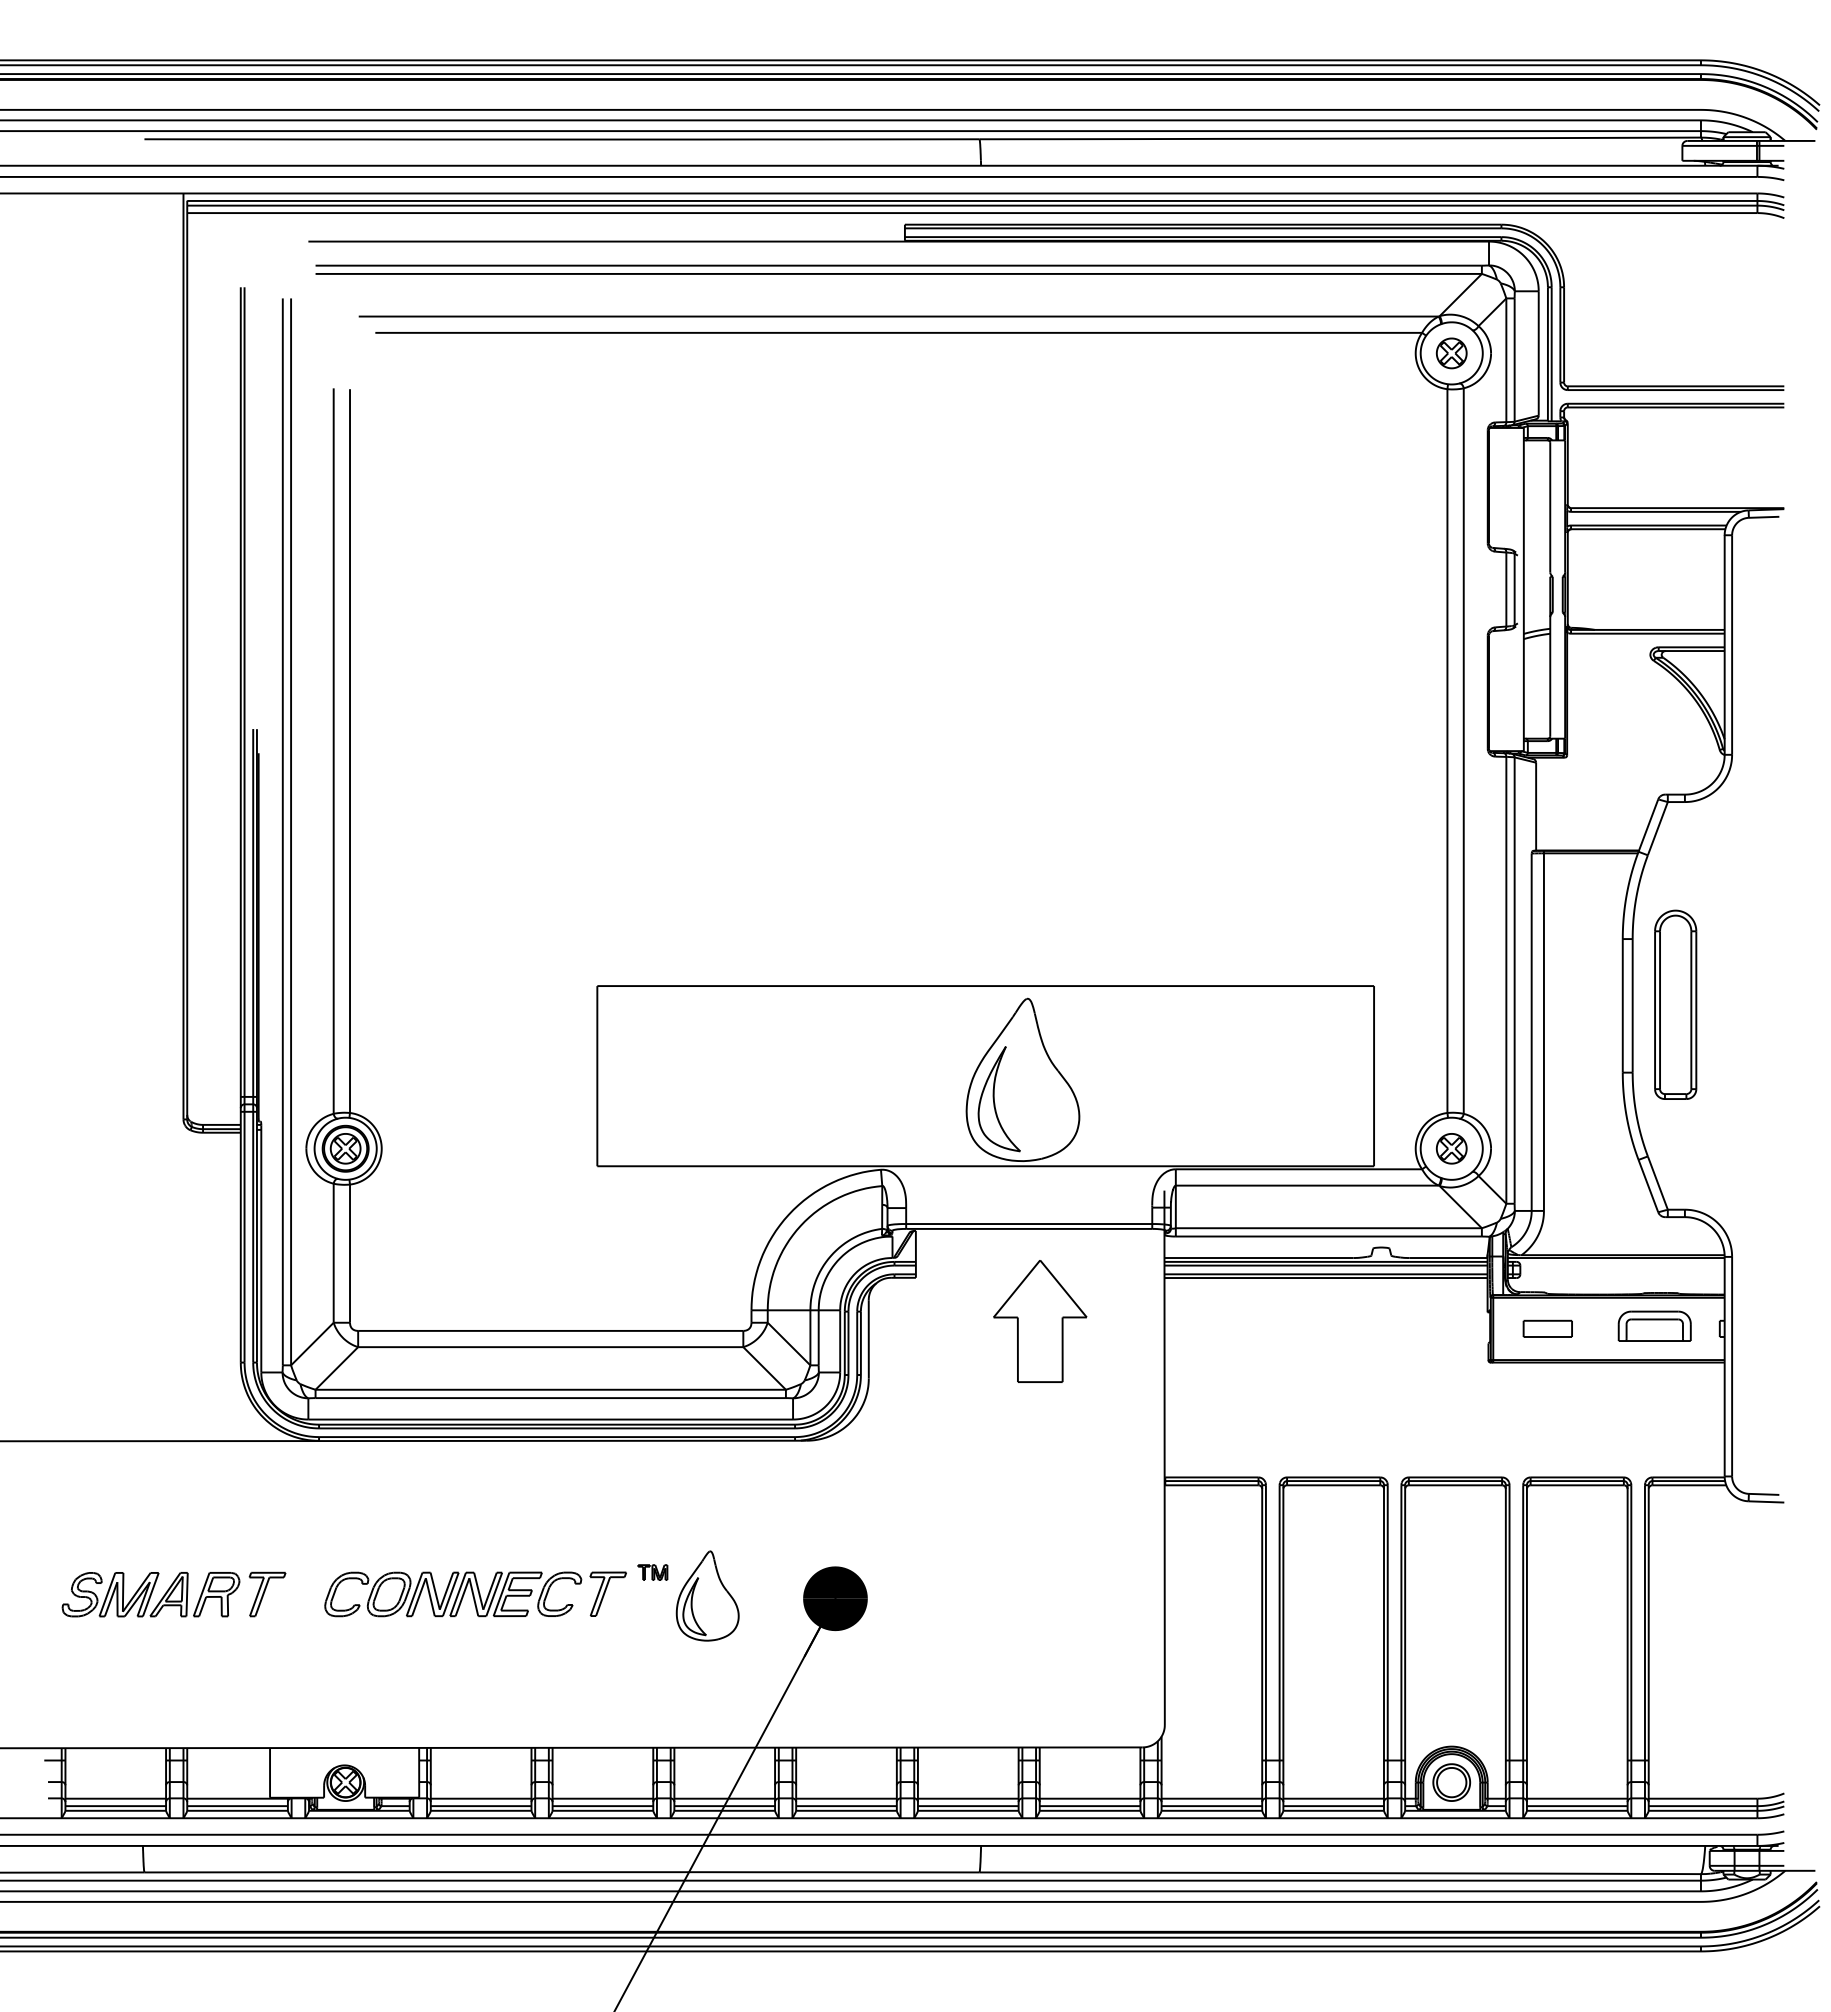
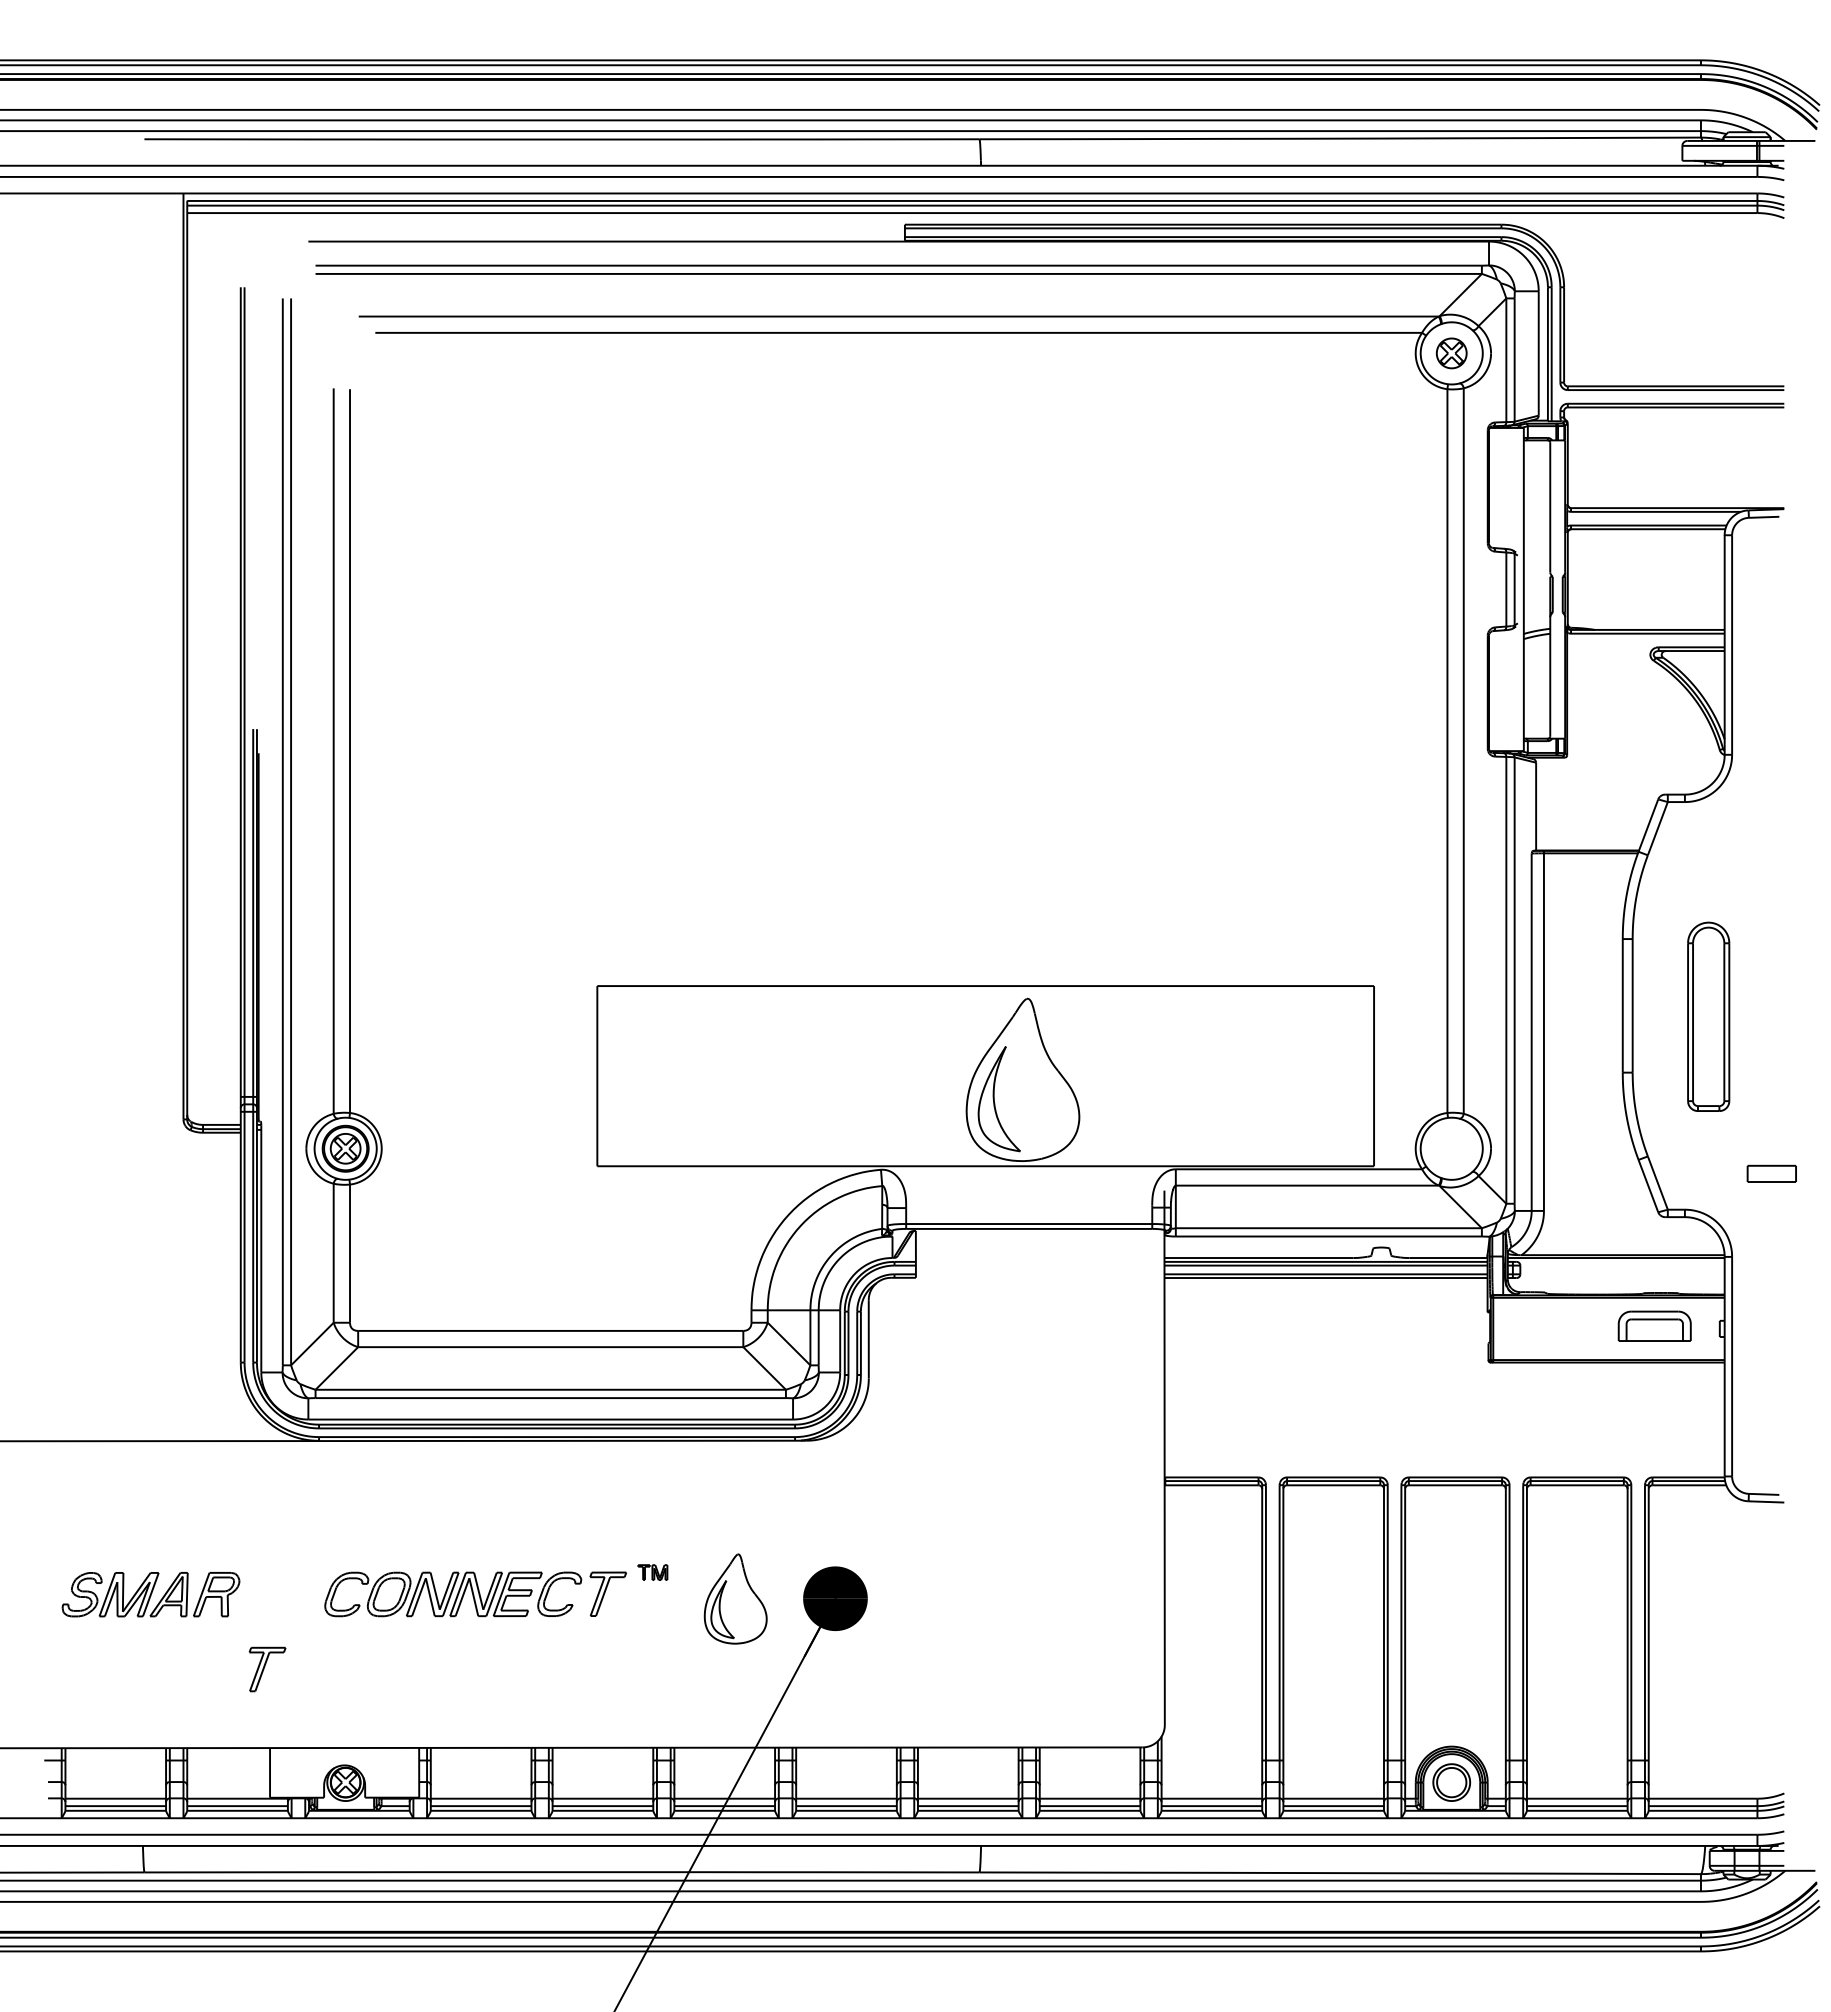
part position: (1675, 1004) -> (1708, 1016) (1708, 1016)
part: present -> none (1451, 1148)
part: present -> none (1040, 1321)
part position: (1547, 1328) -> (1771, 1173) (1771, 1173)
part position: (267, 1594) -> (267, 1669) (267, 1669)
part position: (707, 1595) -> (735, 1598) (735, 1598)
